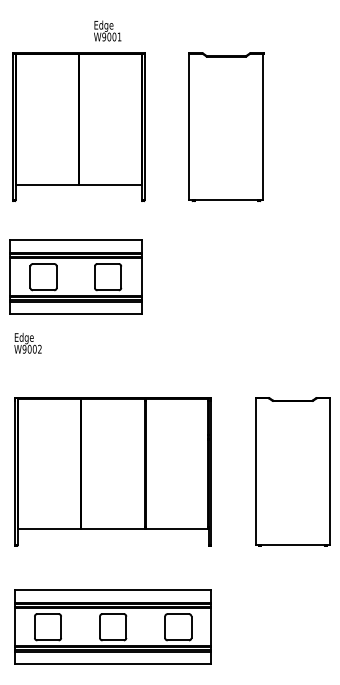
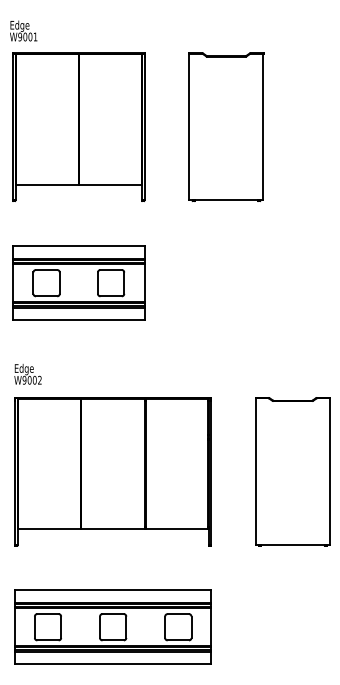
text position: (107, 30) -> (23, 30) (23, 30)
part position: (75, 276) -> (78, 282) (78, 282)
text position: (27, 343) -> (27, 374) (27, 374)
